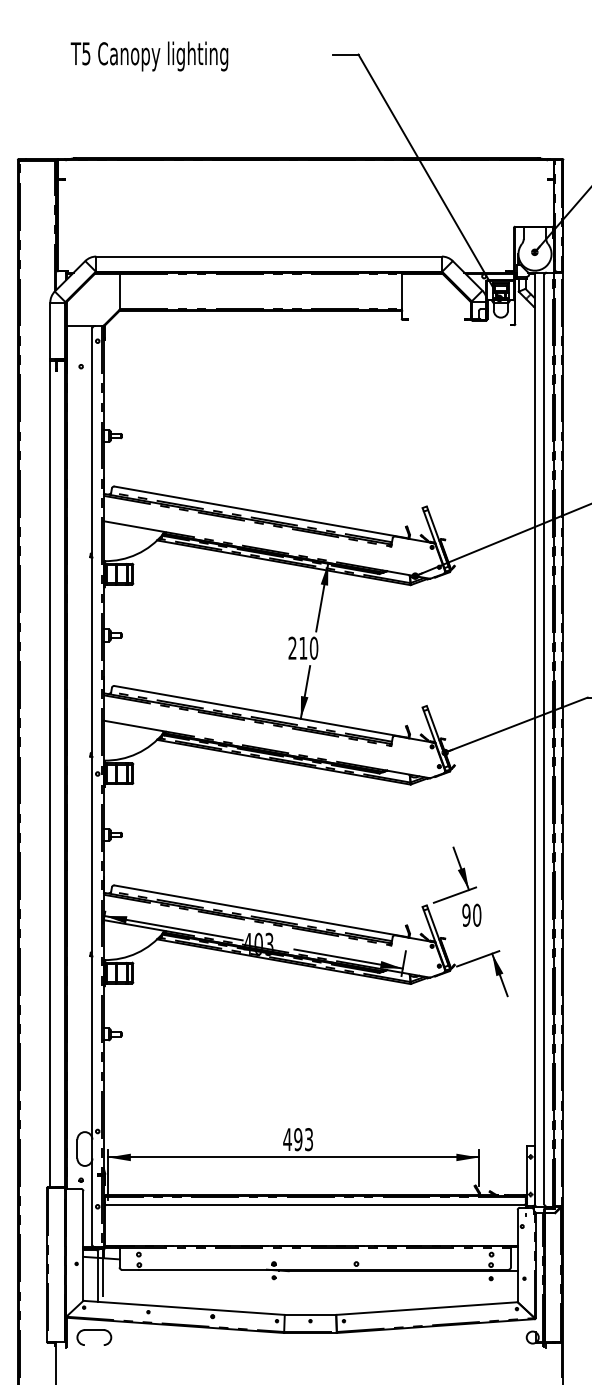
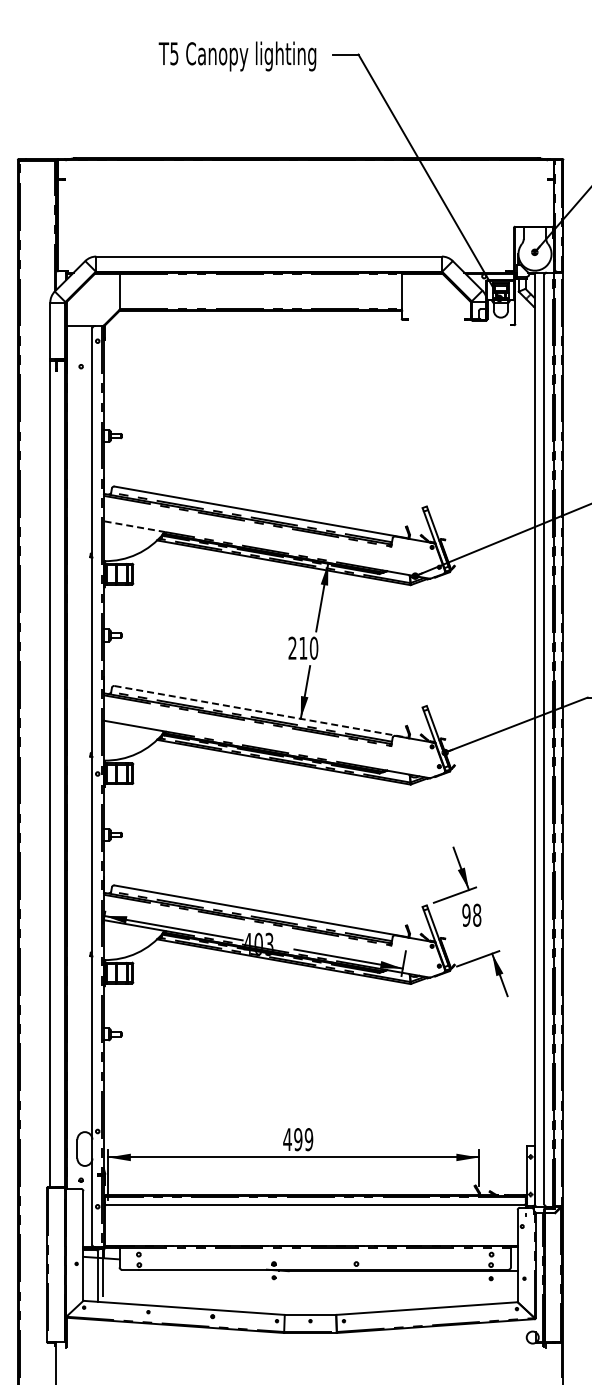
text position: (149, 56) -> (237, 56) (237, 56)
line: solid -> dashed (134, 526)
line: solid -> dashed (260, 711)
text: 90 -> 98 (477, 915)
text: 493 -> 499 (308, 1139)
part: present -> none (94, 1330)
